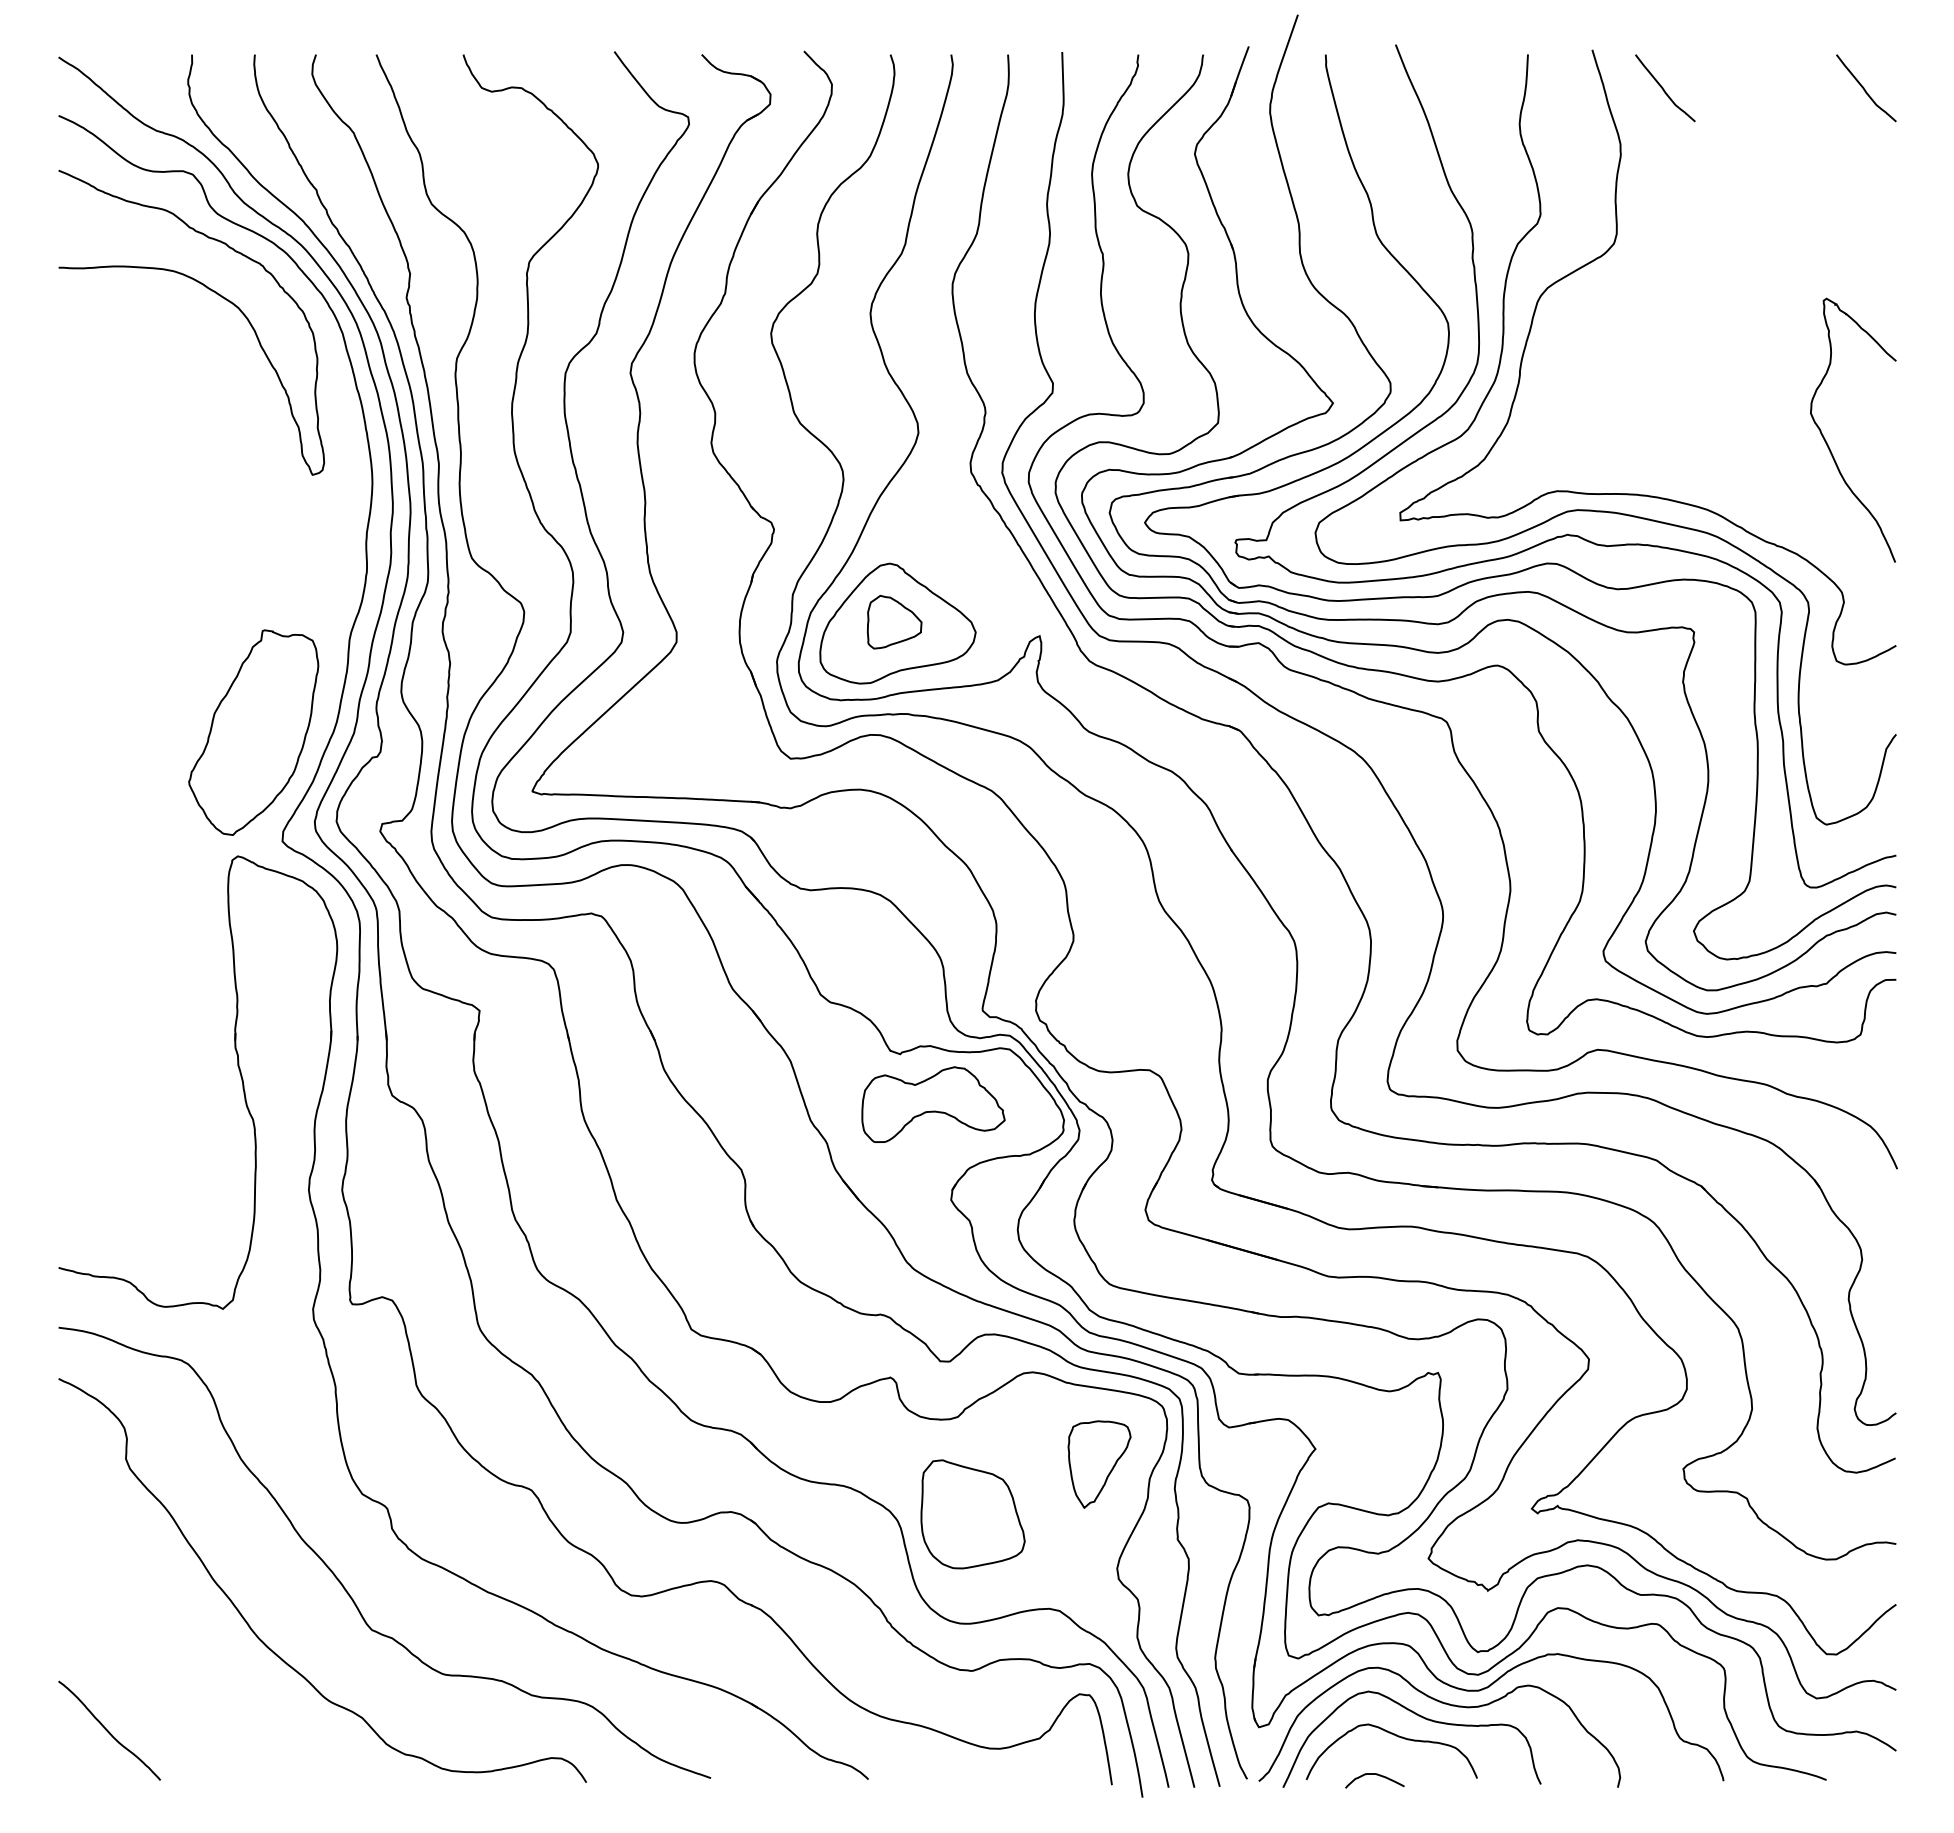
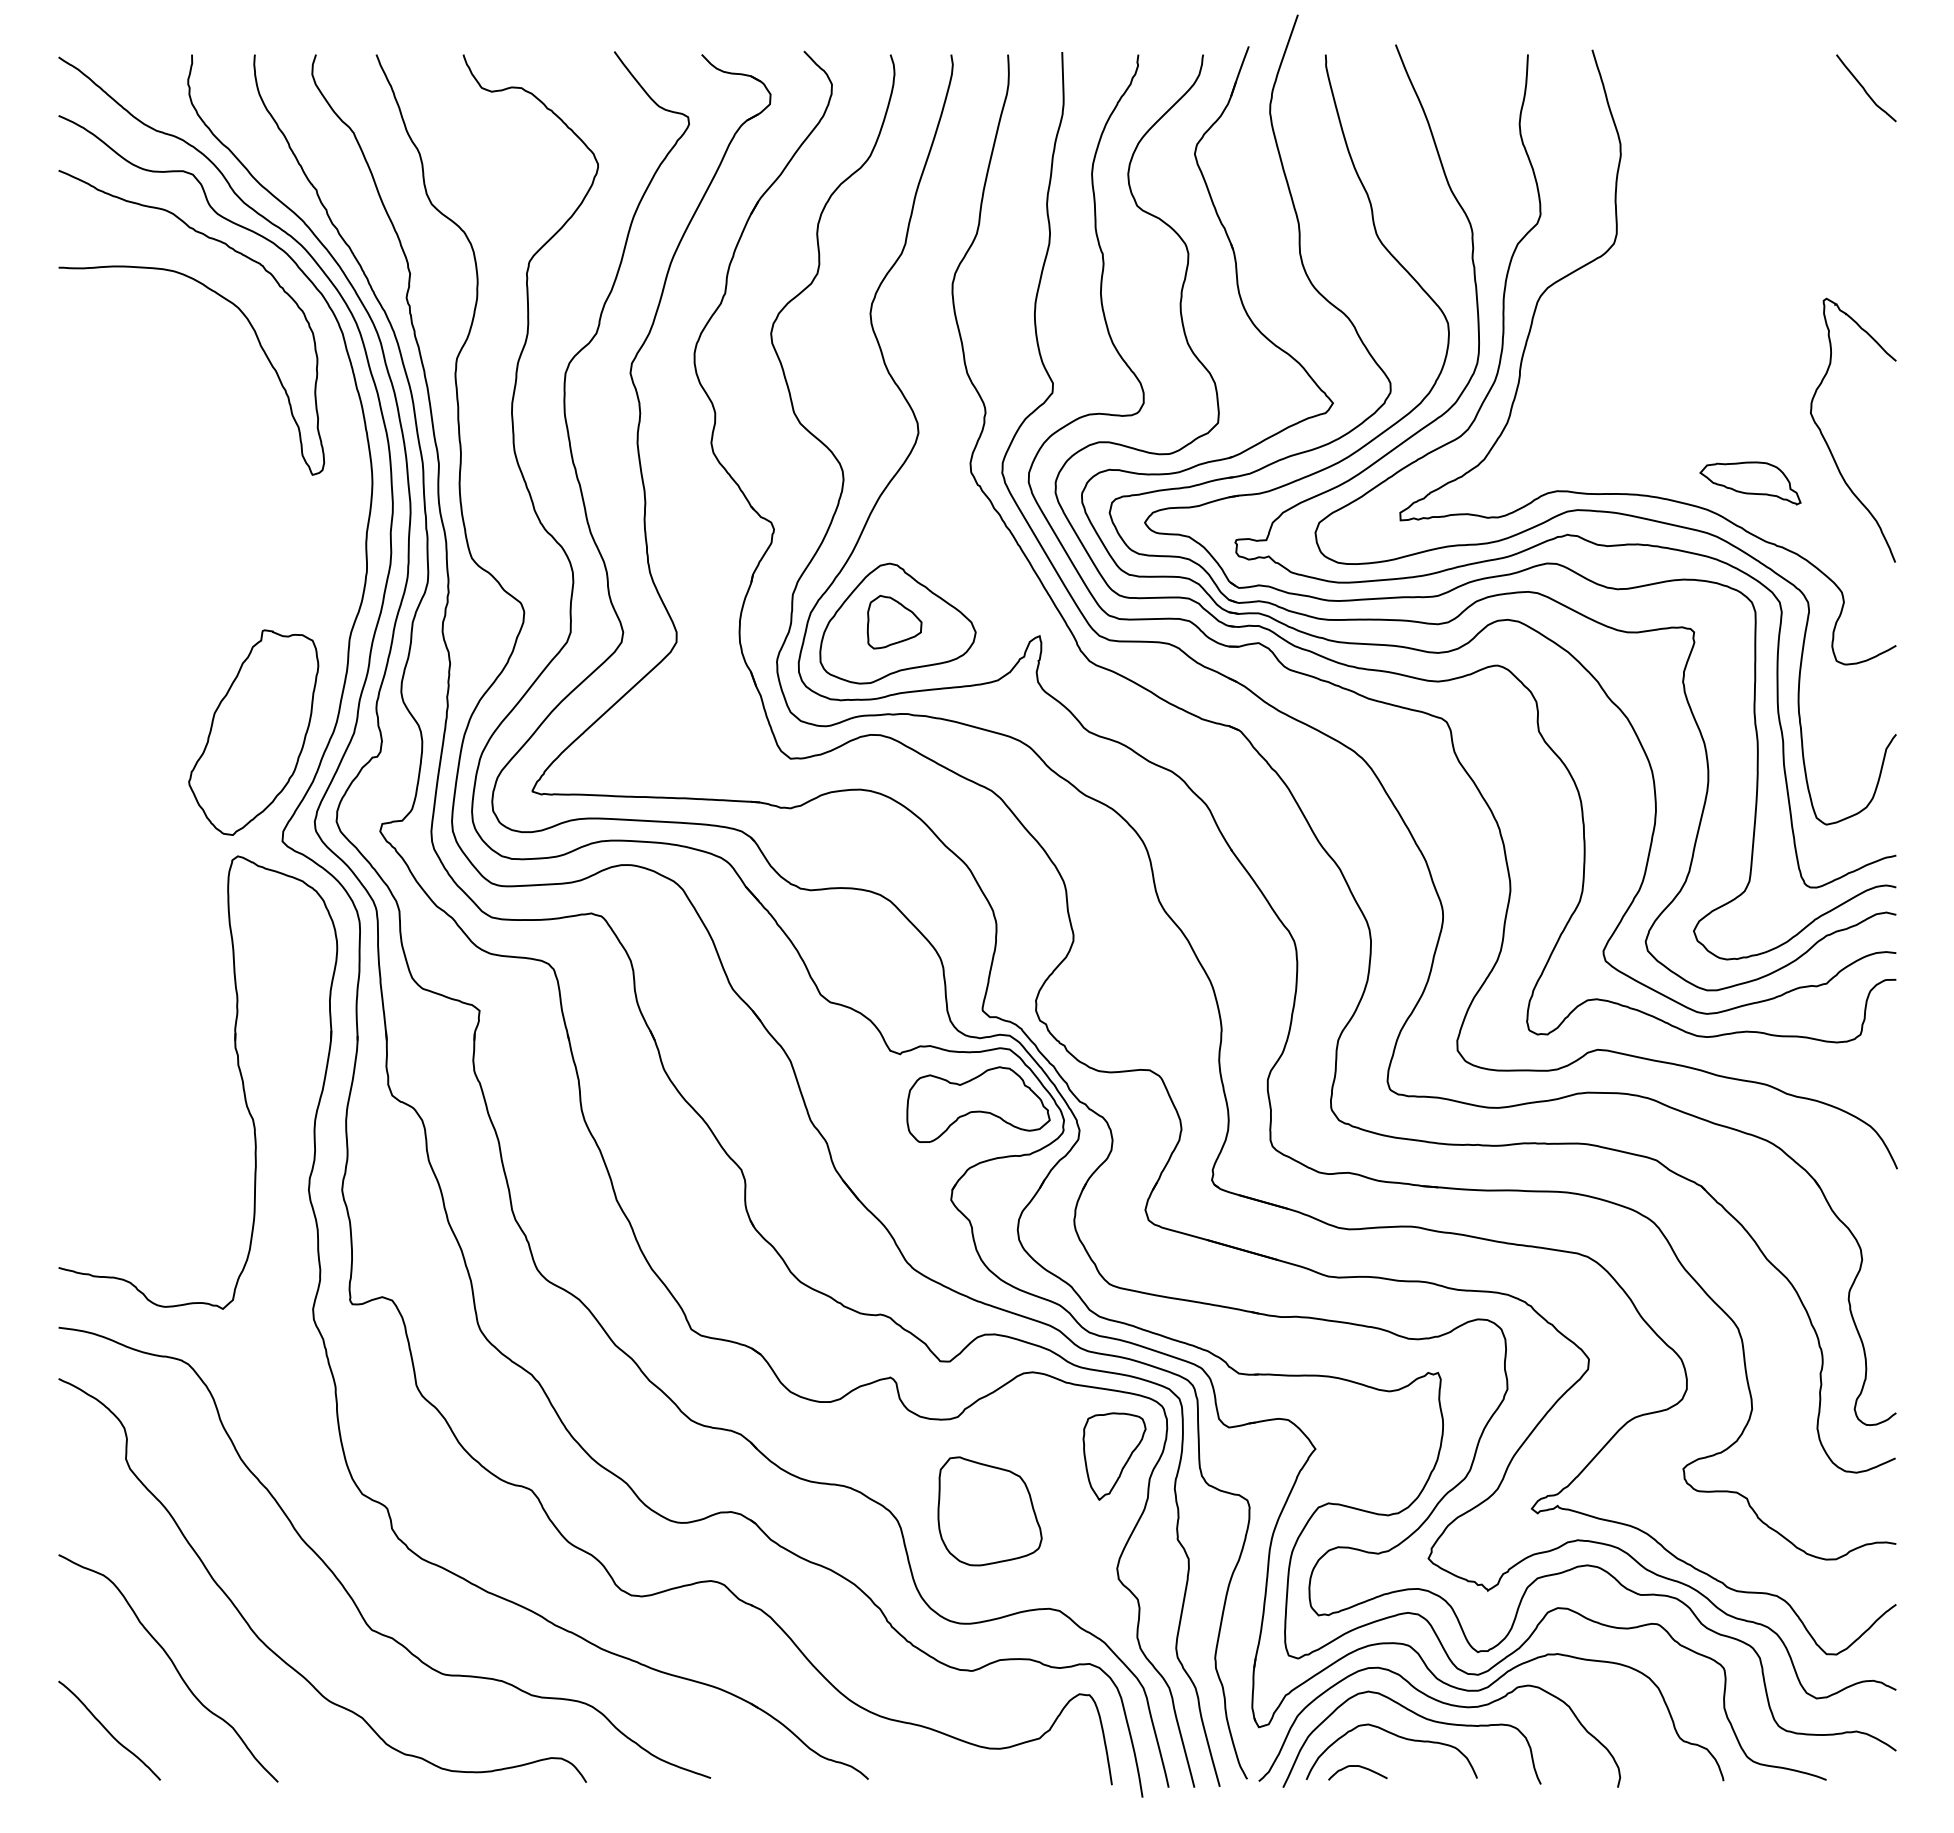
curve: present -> none (1664, 89)
part: none -> present (1750, 483)
part position: (933, 1104) -> (978, 1104) (978, 1104)
part position: (1099, 1464) -> (1114, 1456) (1114, 1456)
part position: (972, 1514) -> (989, 1511) (989, 1511)
curve: none -> present (173, 1666)
curve position: (1376, 1775) -> (1359, 1767) (1359, 1767)
